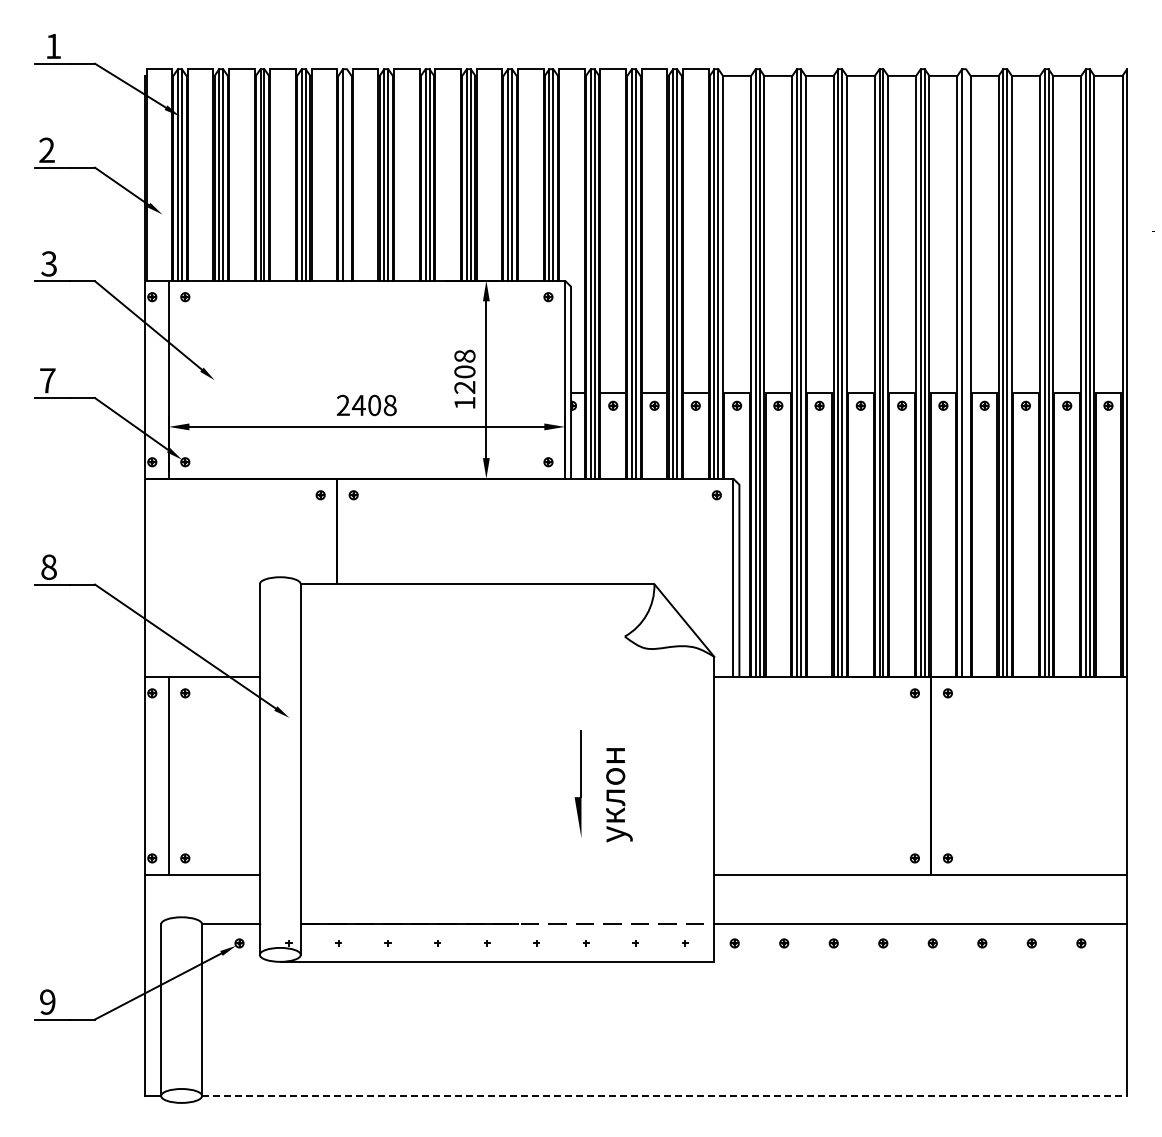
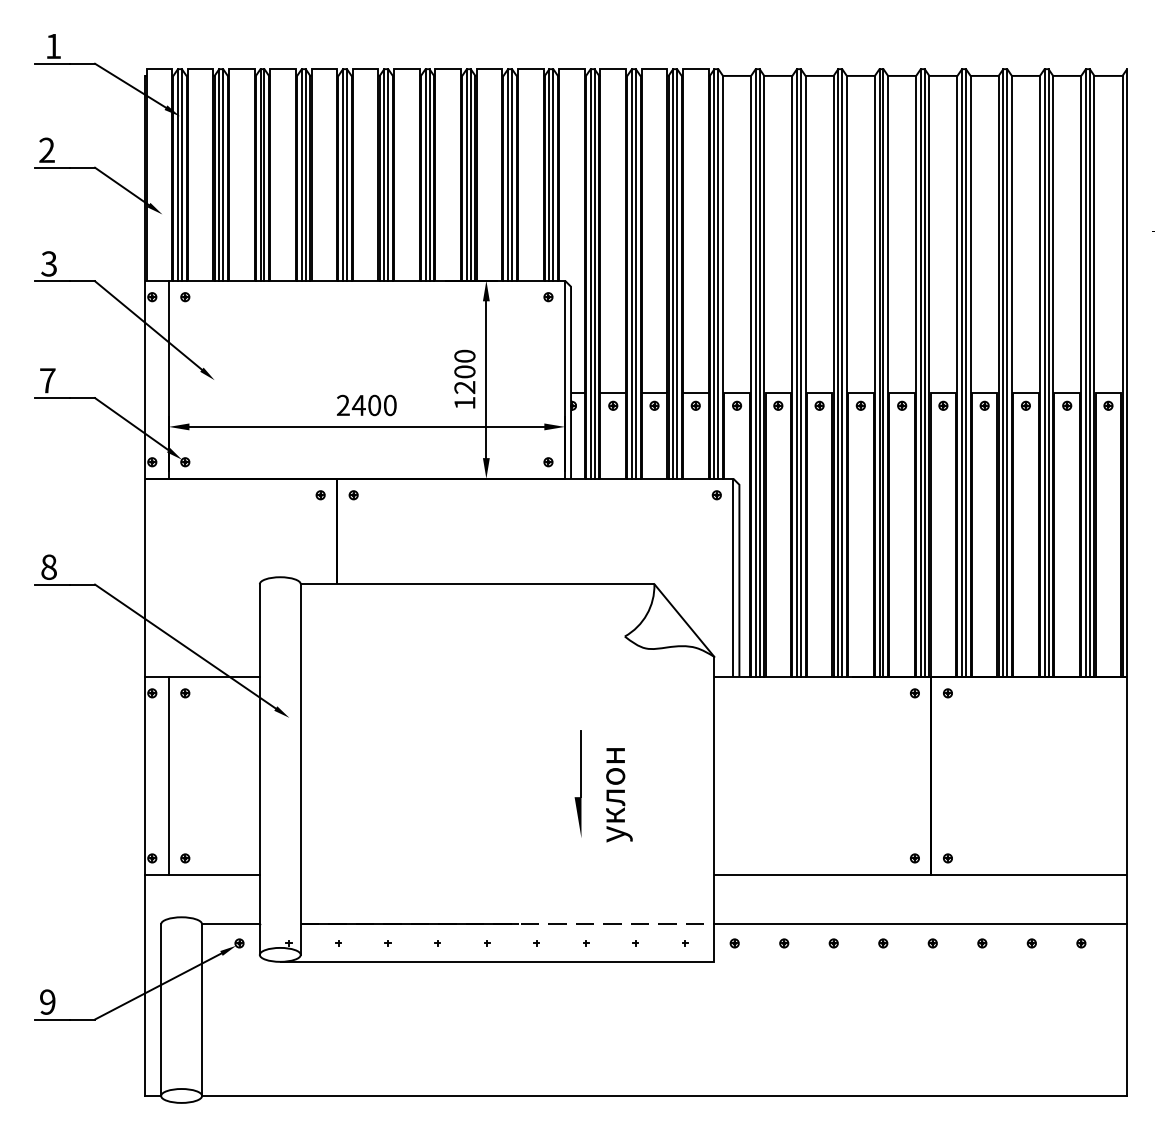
line: none -> present (347, 174)
text: 1208 -> 1200 (465, 355)
line: none -> present (966, 372)
text: 2408 -> 2400 (389, 405)
line: dashed -> solid (664, 1095)
